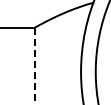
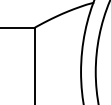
line: dashed -> solid (34, 66)
